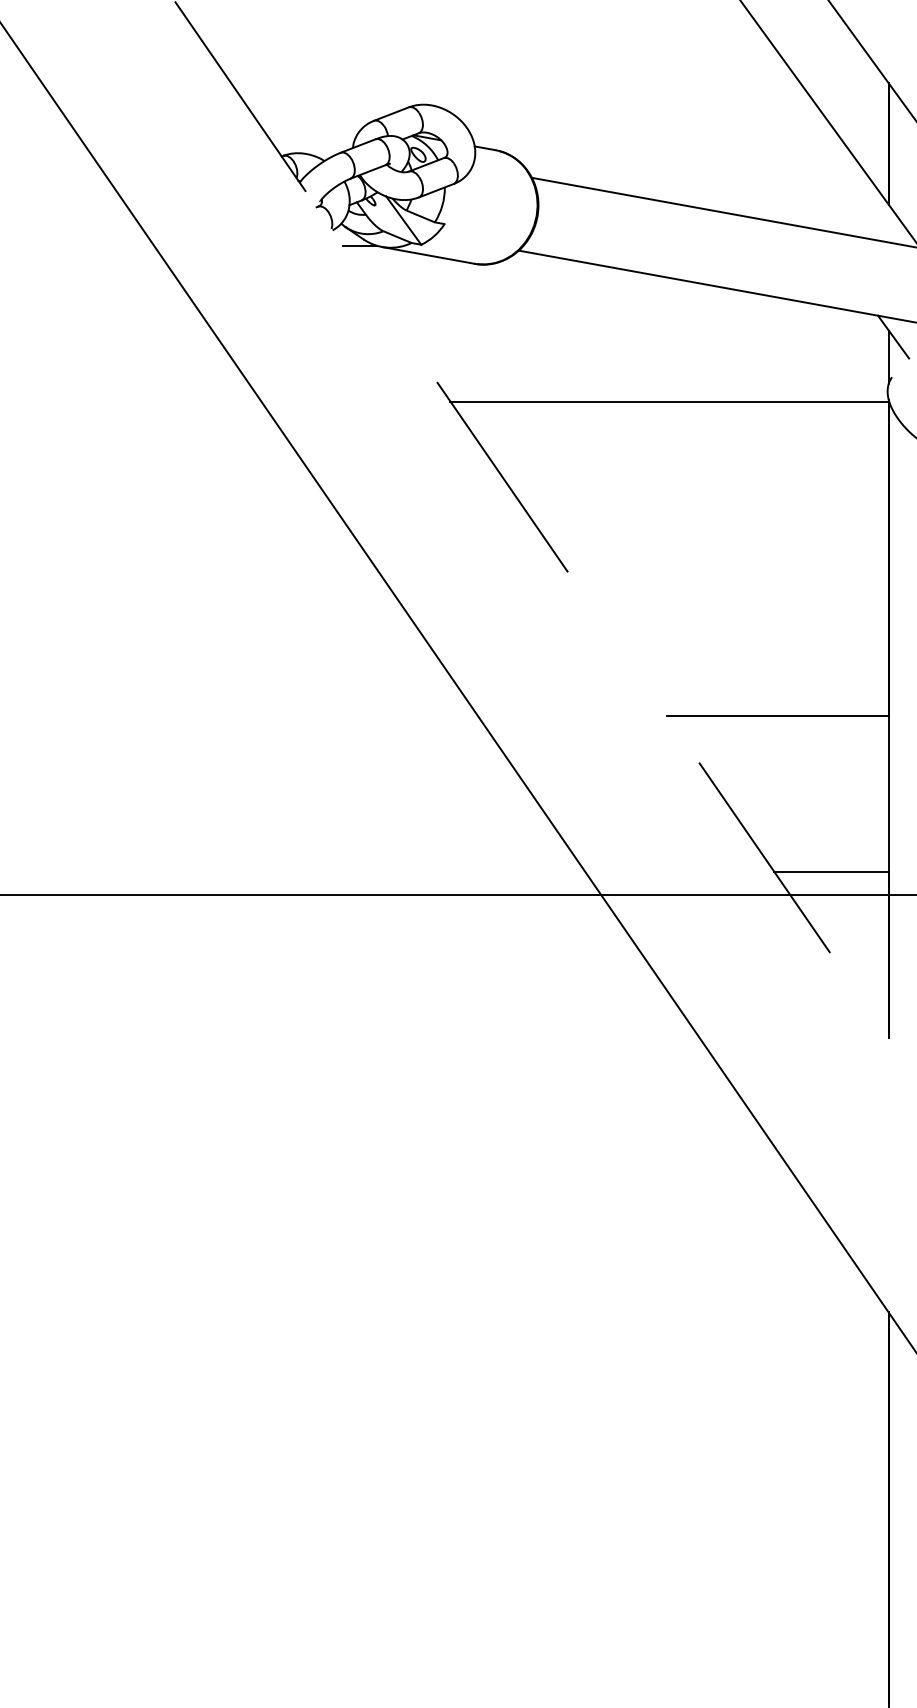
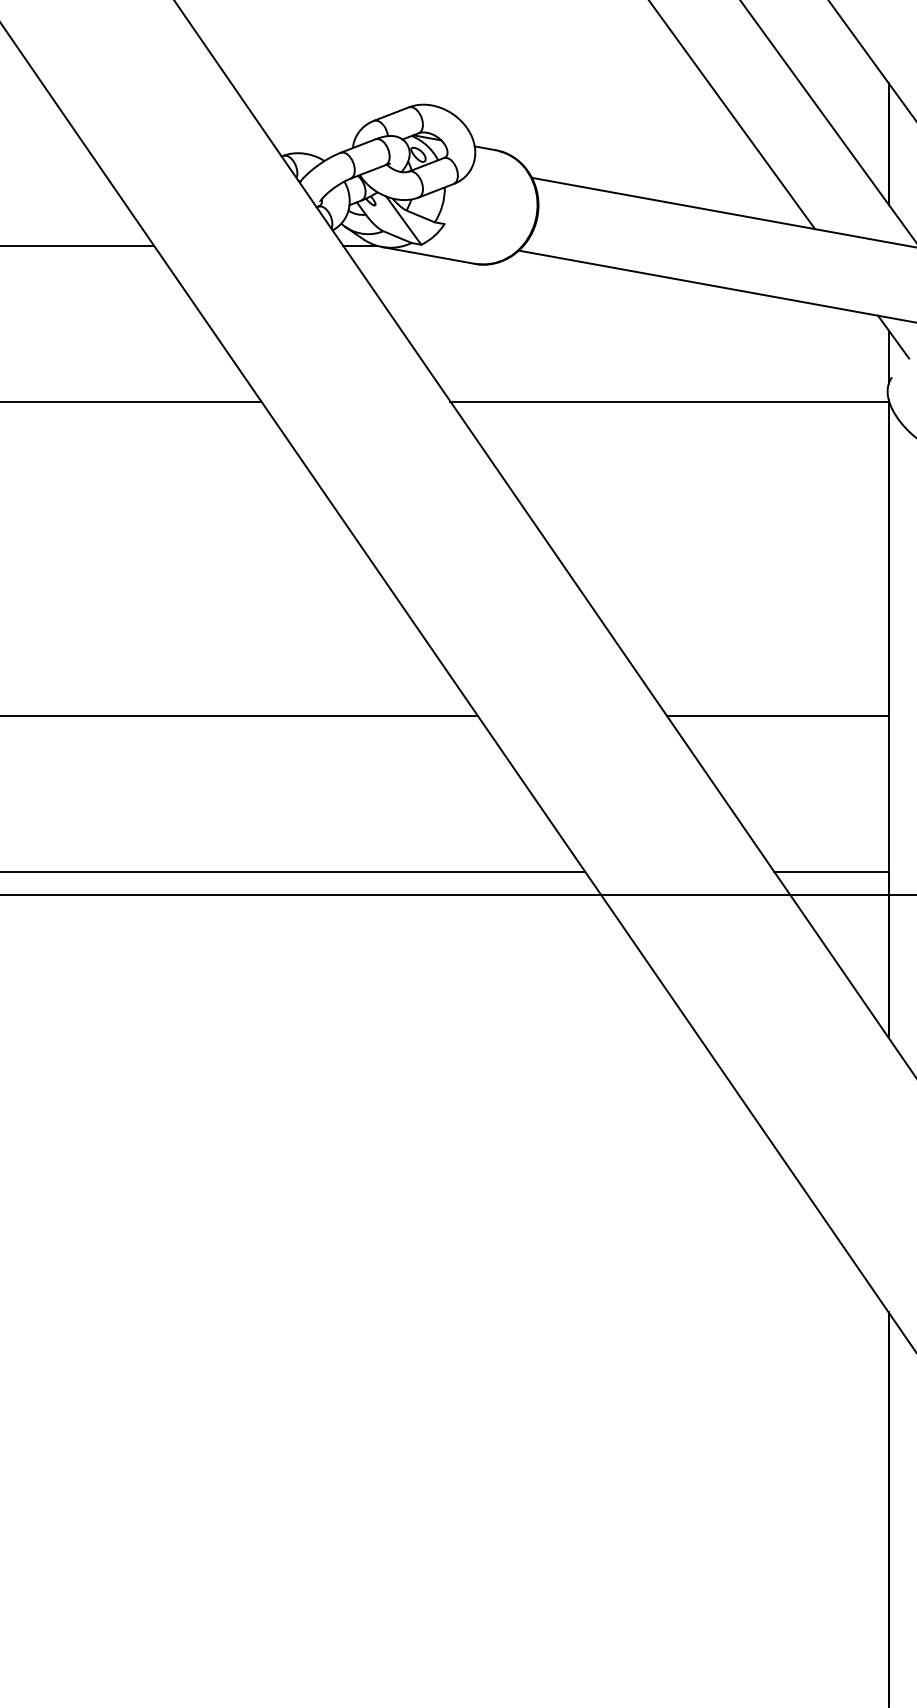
line: none -> present (732, 115)
line: none -> present (78, 245)
line: none -> present (131, 401)
line: dashed -> solid (545, 538)
line: none -> present (239, 716)
line: none -> present (293, 871)
